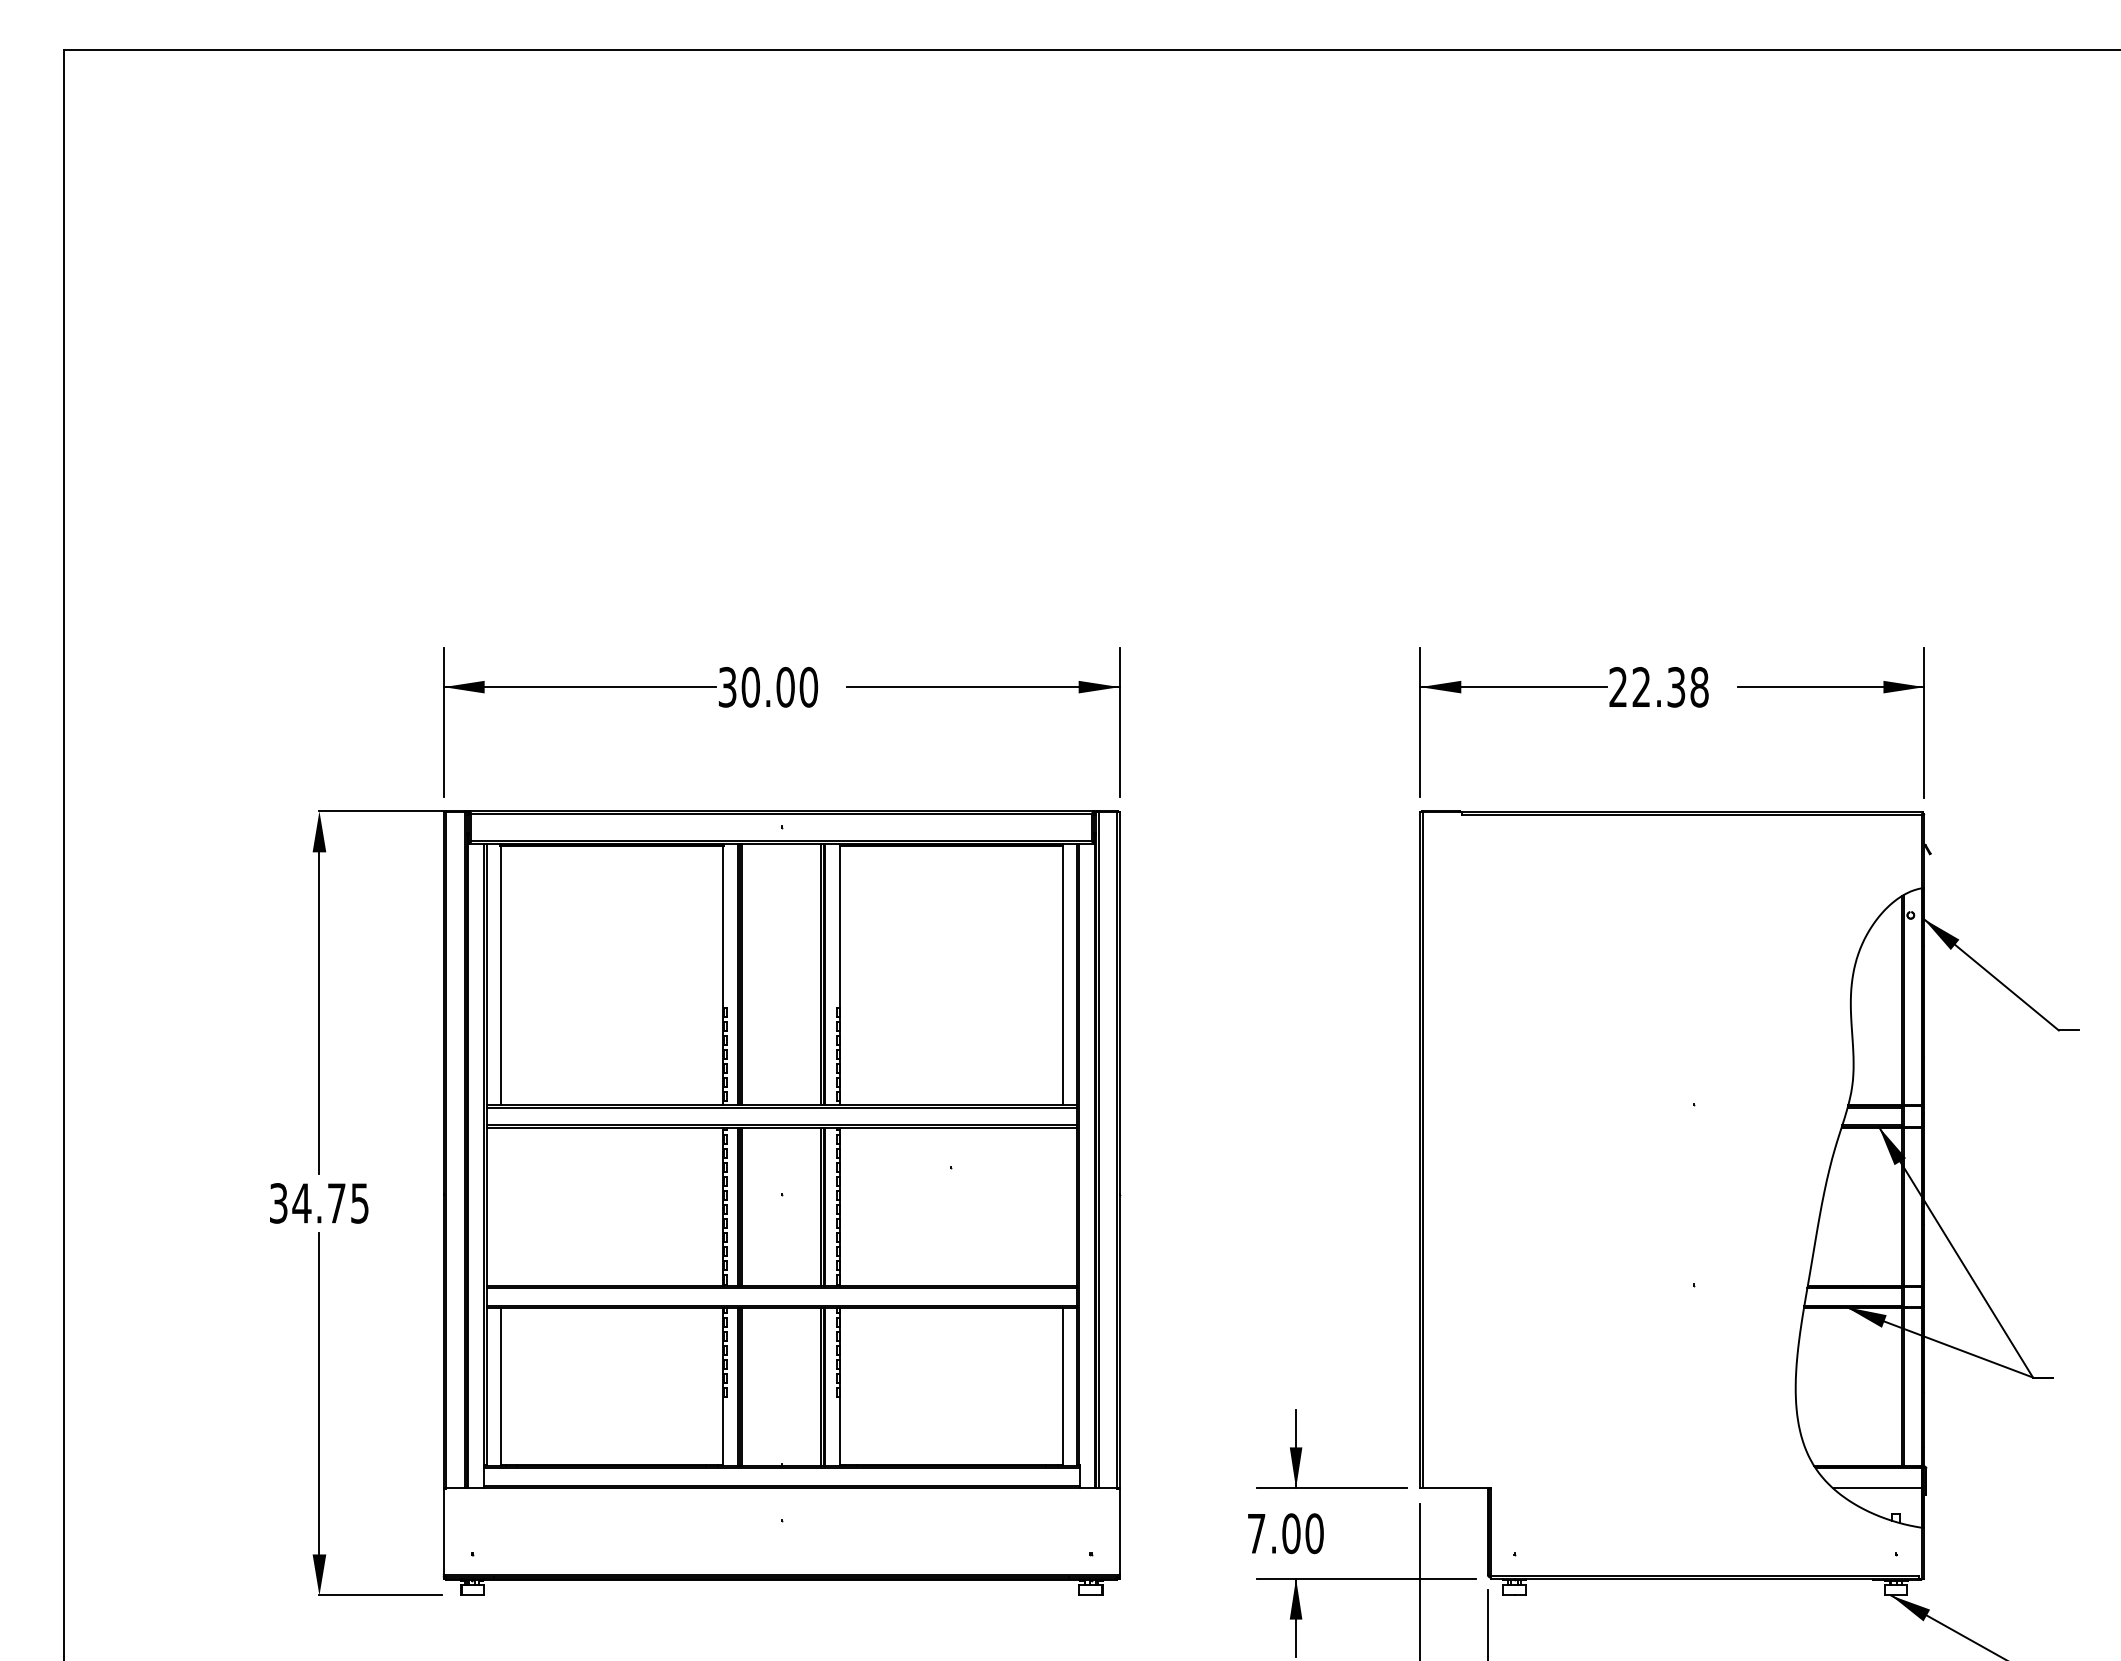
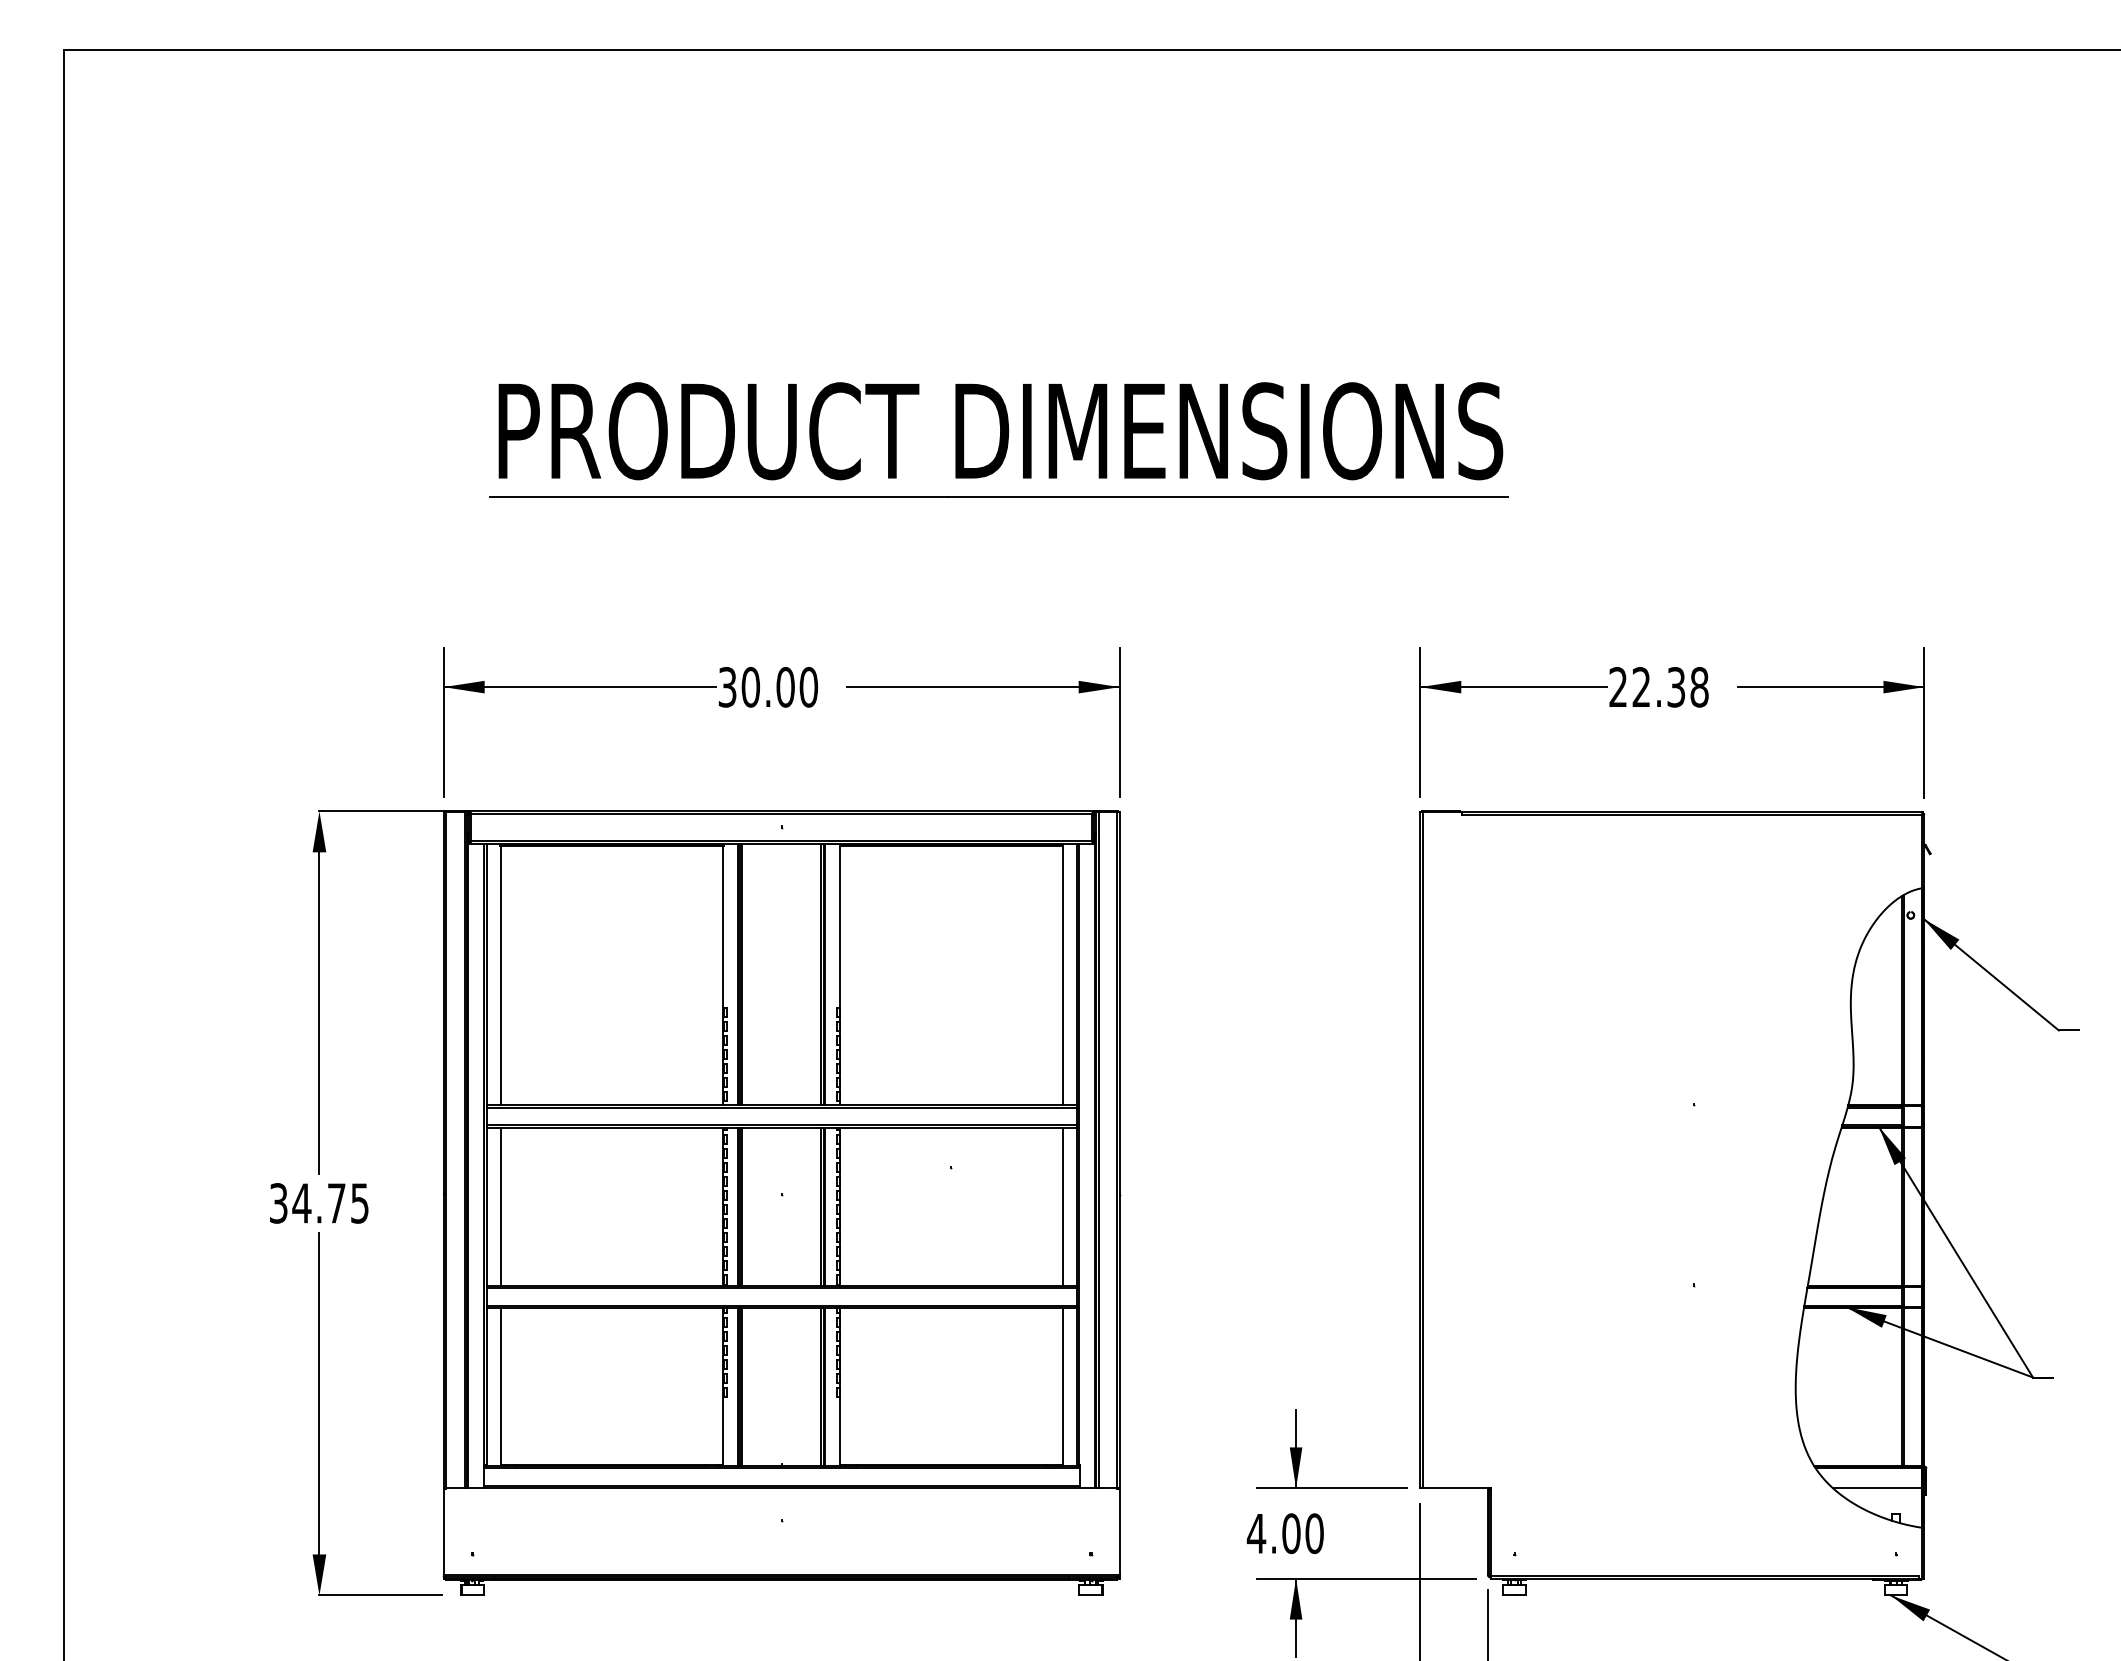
part: none -> present (998, 439)
line: none -> present (500, 1206)
line: none -> present (1062, 1206)
text: 7.00 -> 4.00 (1256, 1533)
